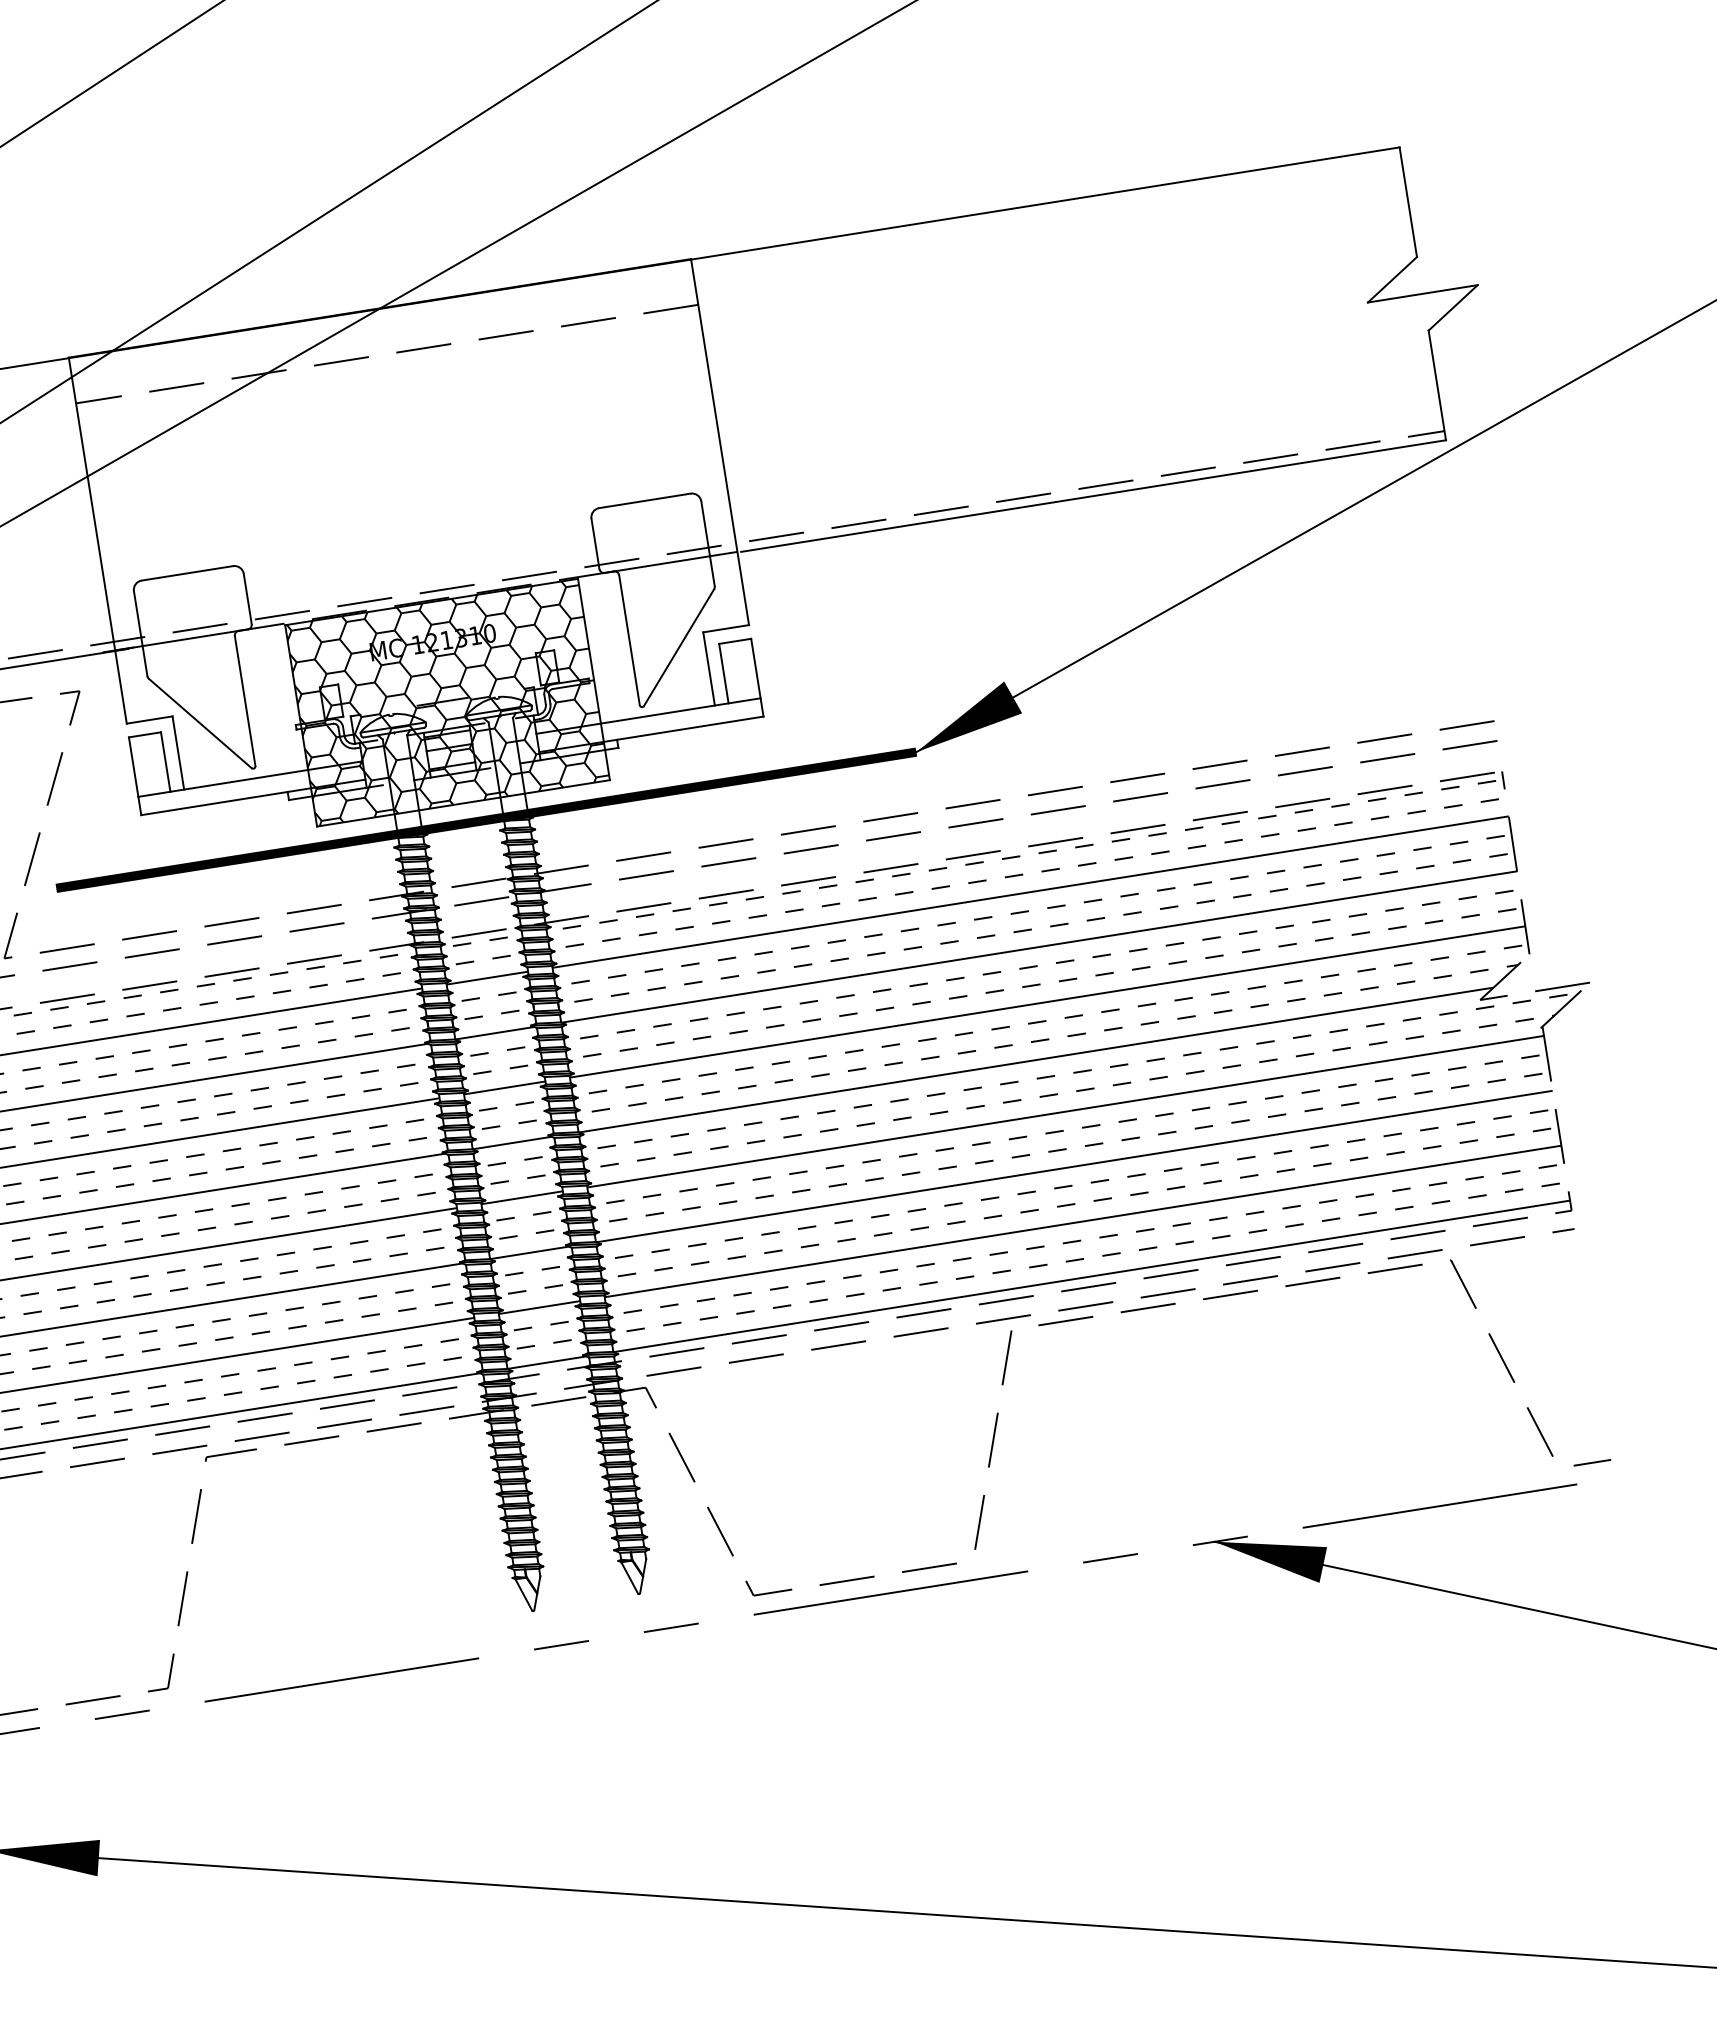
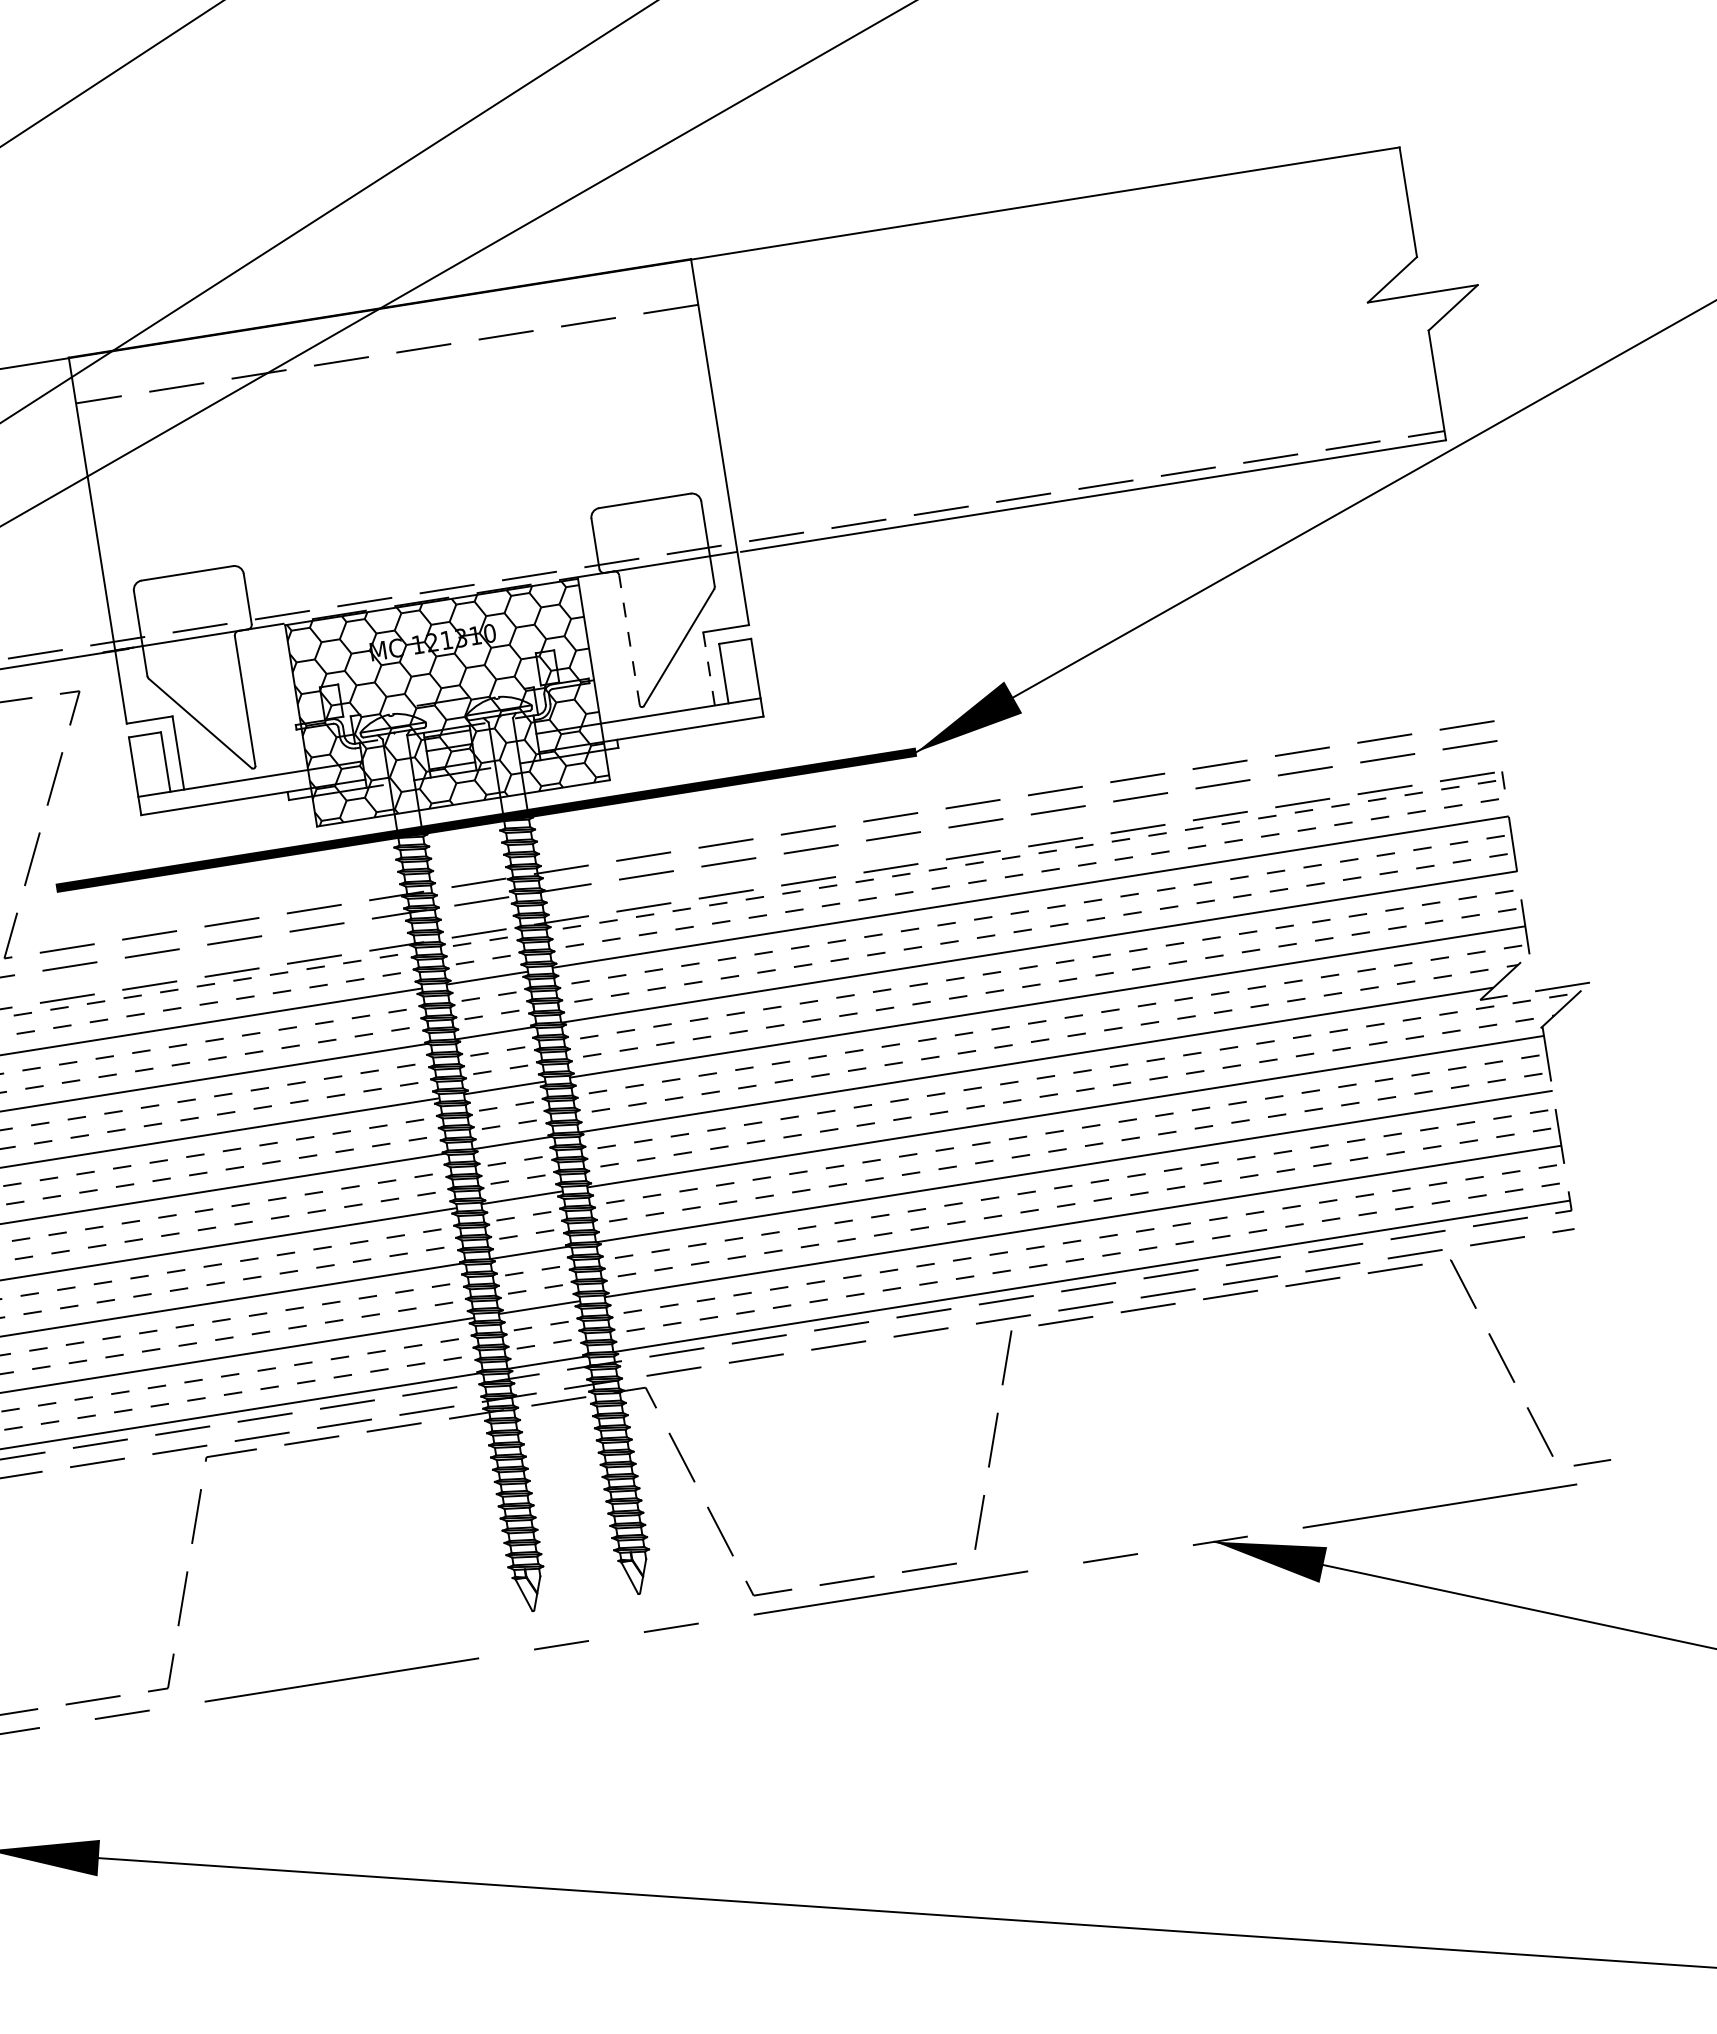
line: solid -> dashed (629, 640)
line: solid -> dashed (709, 668)
